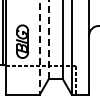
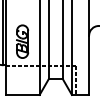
line: dashed -> solid (48, 39)
line: dashed -> solid (39, 47)
